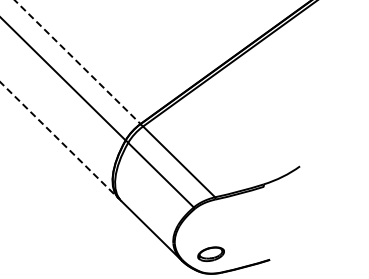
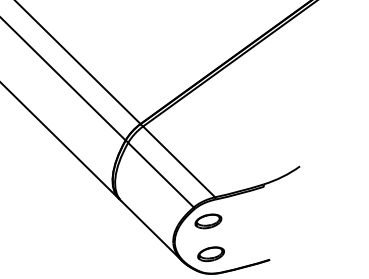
line: dashed -> solid (77, 62)
line: dashed -> solid (59, 140)
part: none -> present (208, 221)
